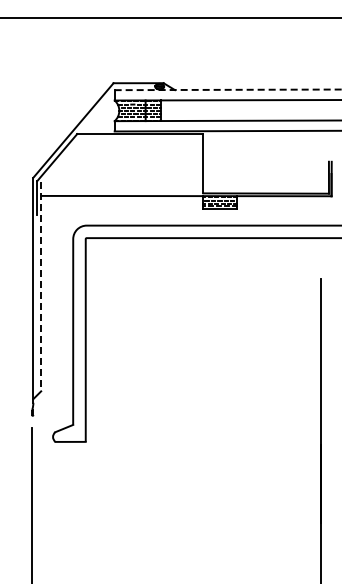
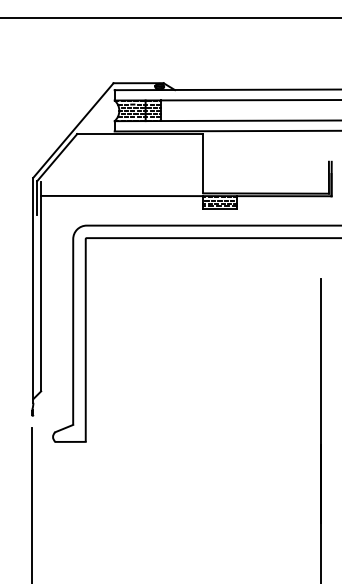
line: dashed -> solid (228, 89)
line: dashed -> solid (41, 286)
